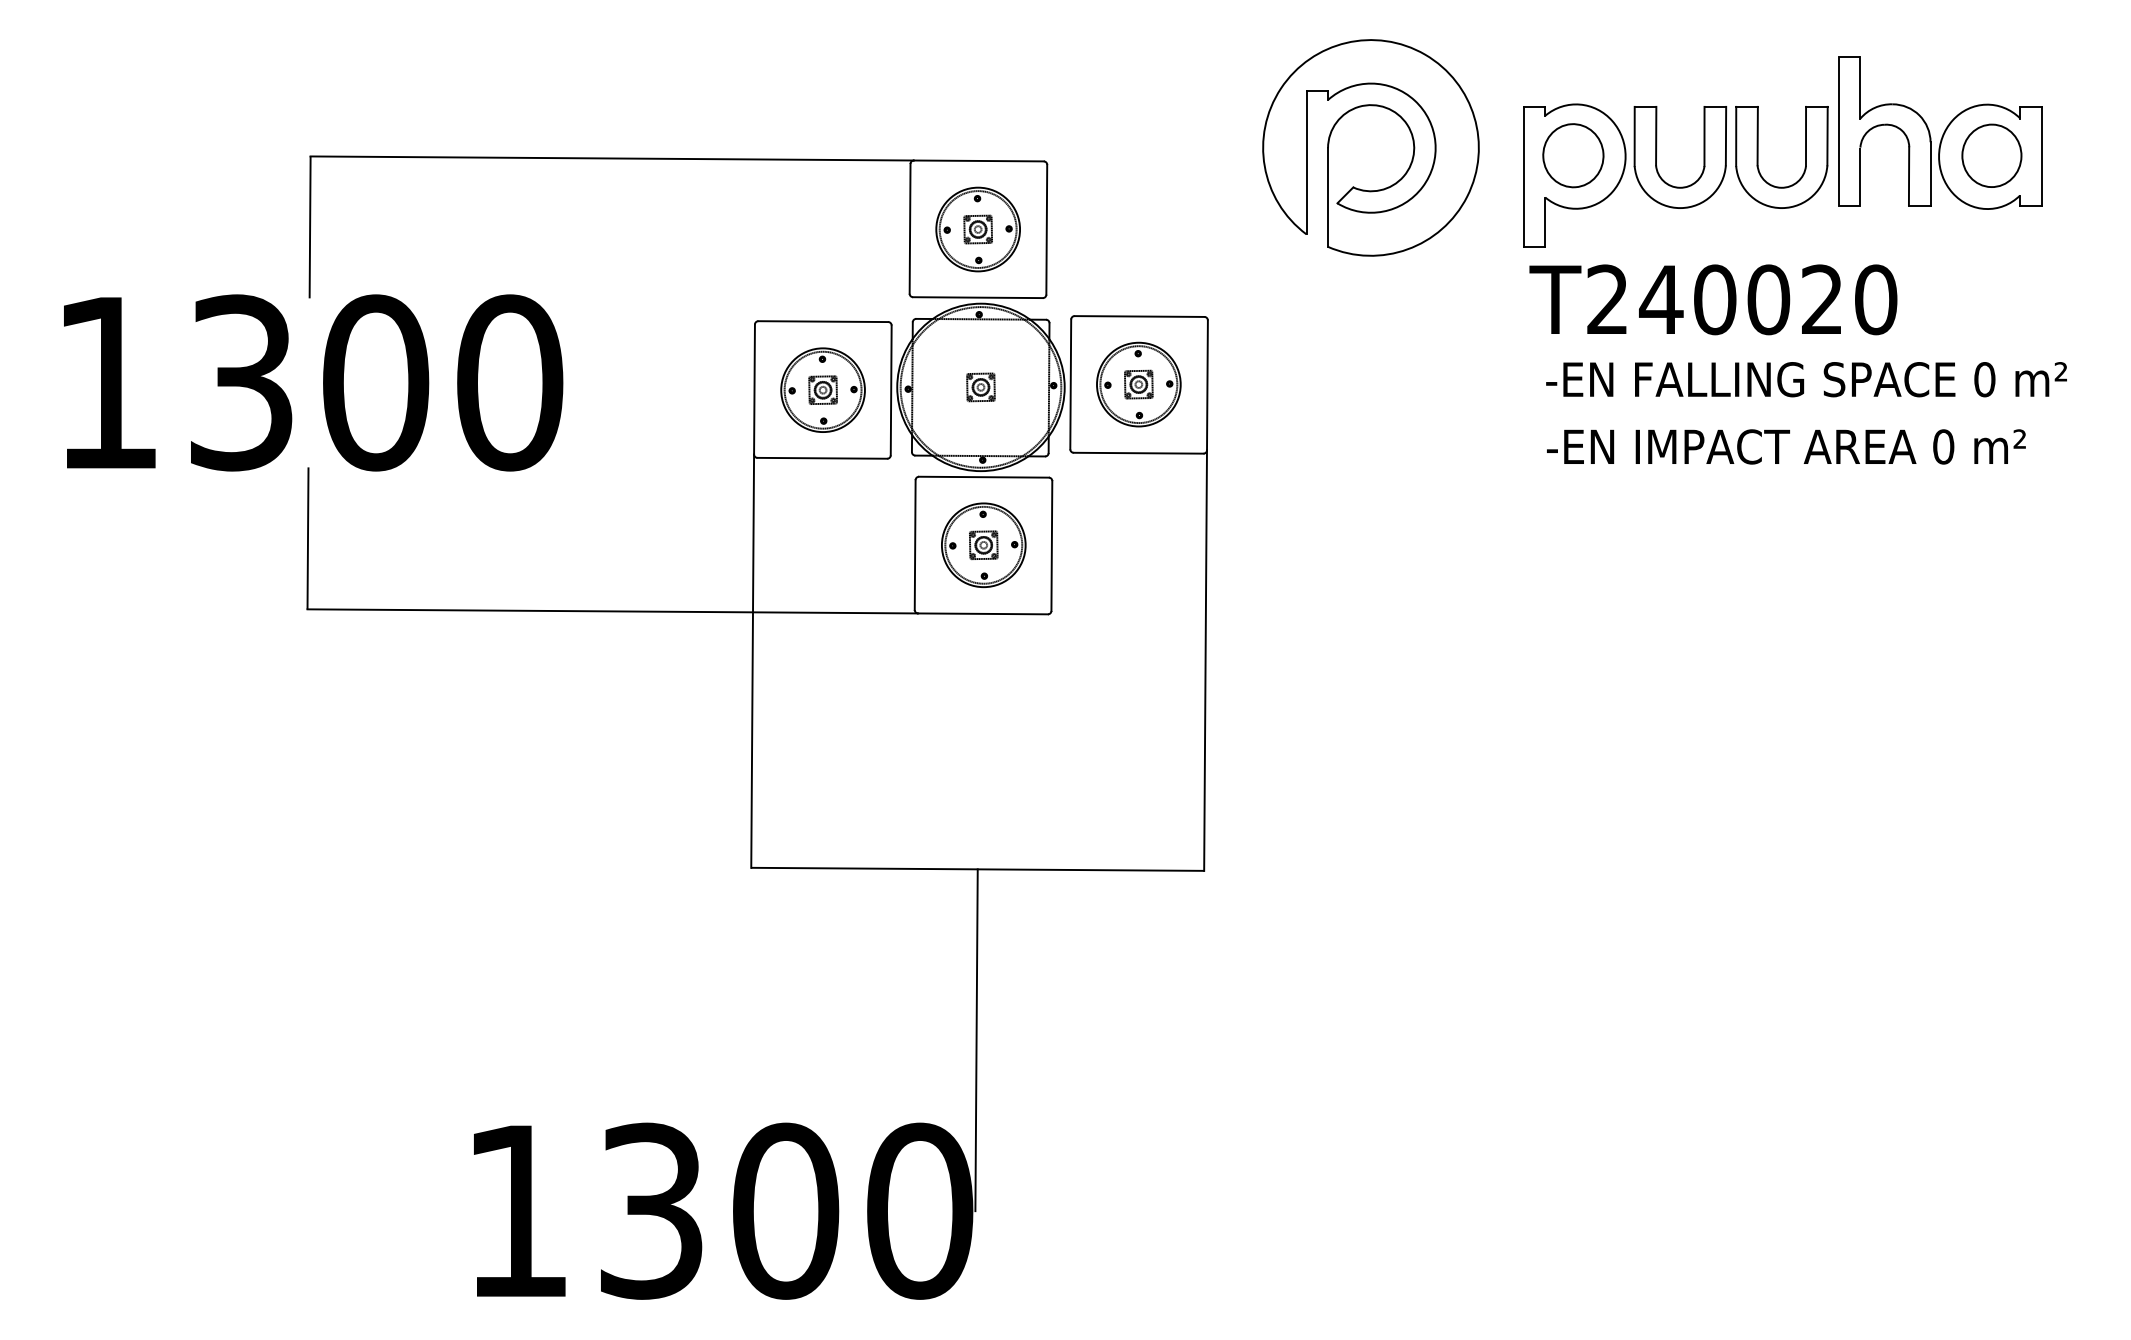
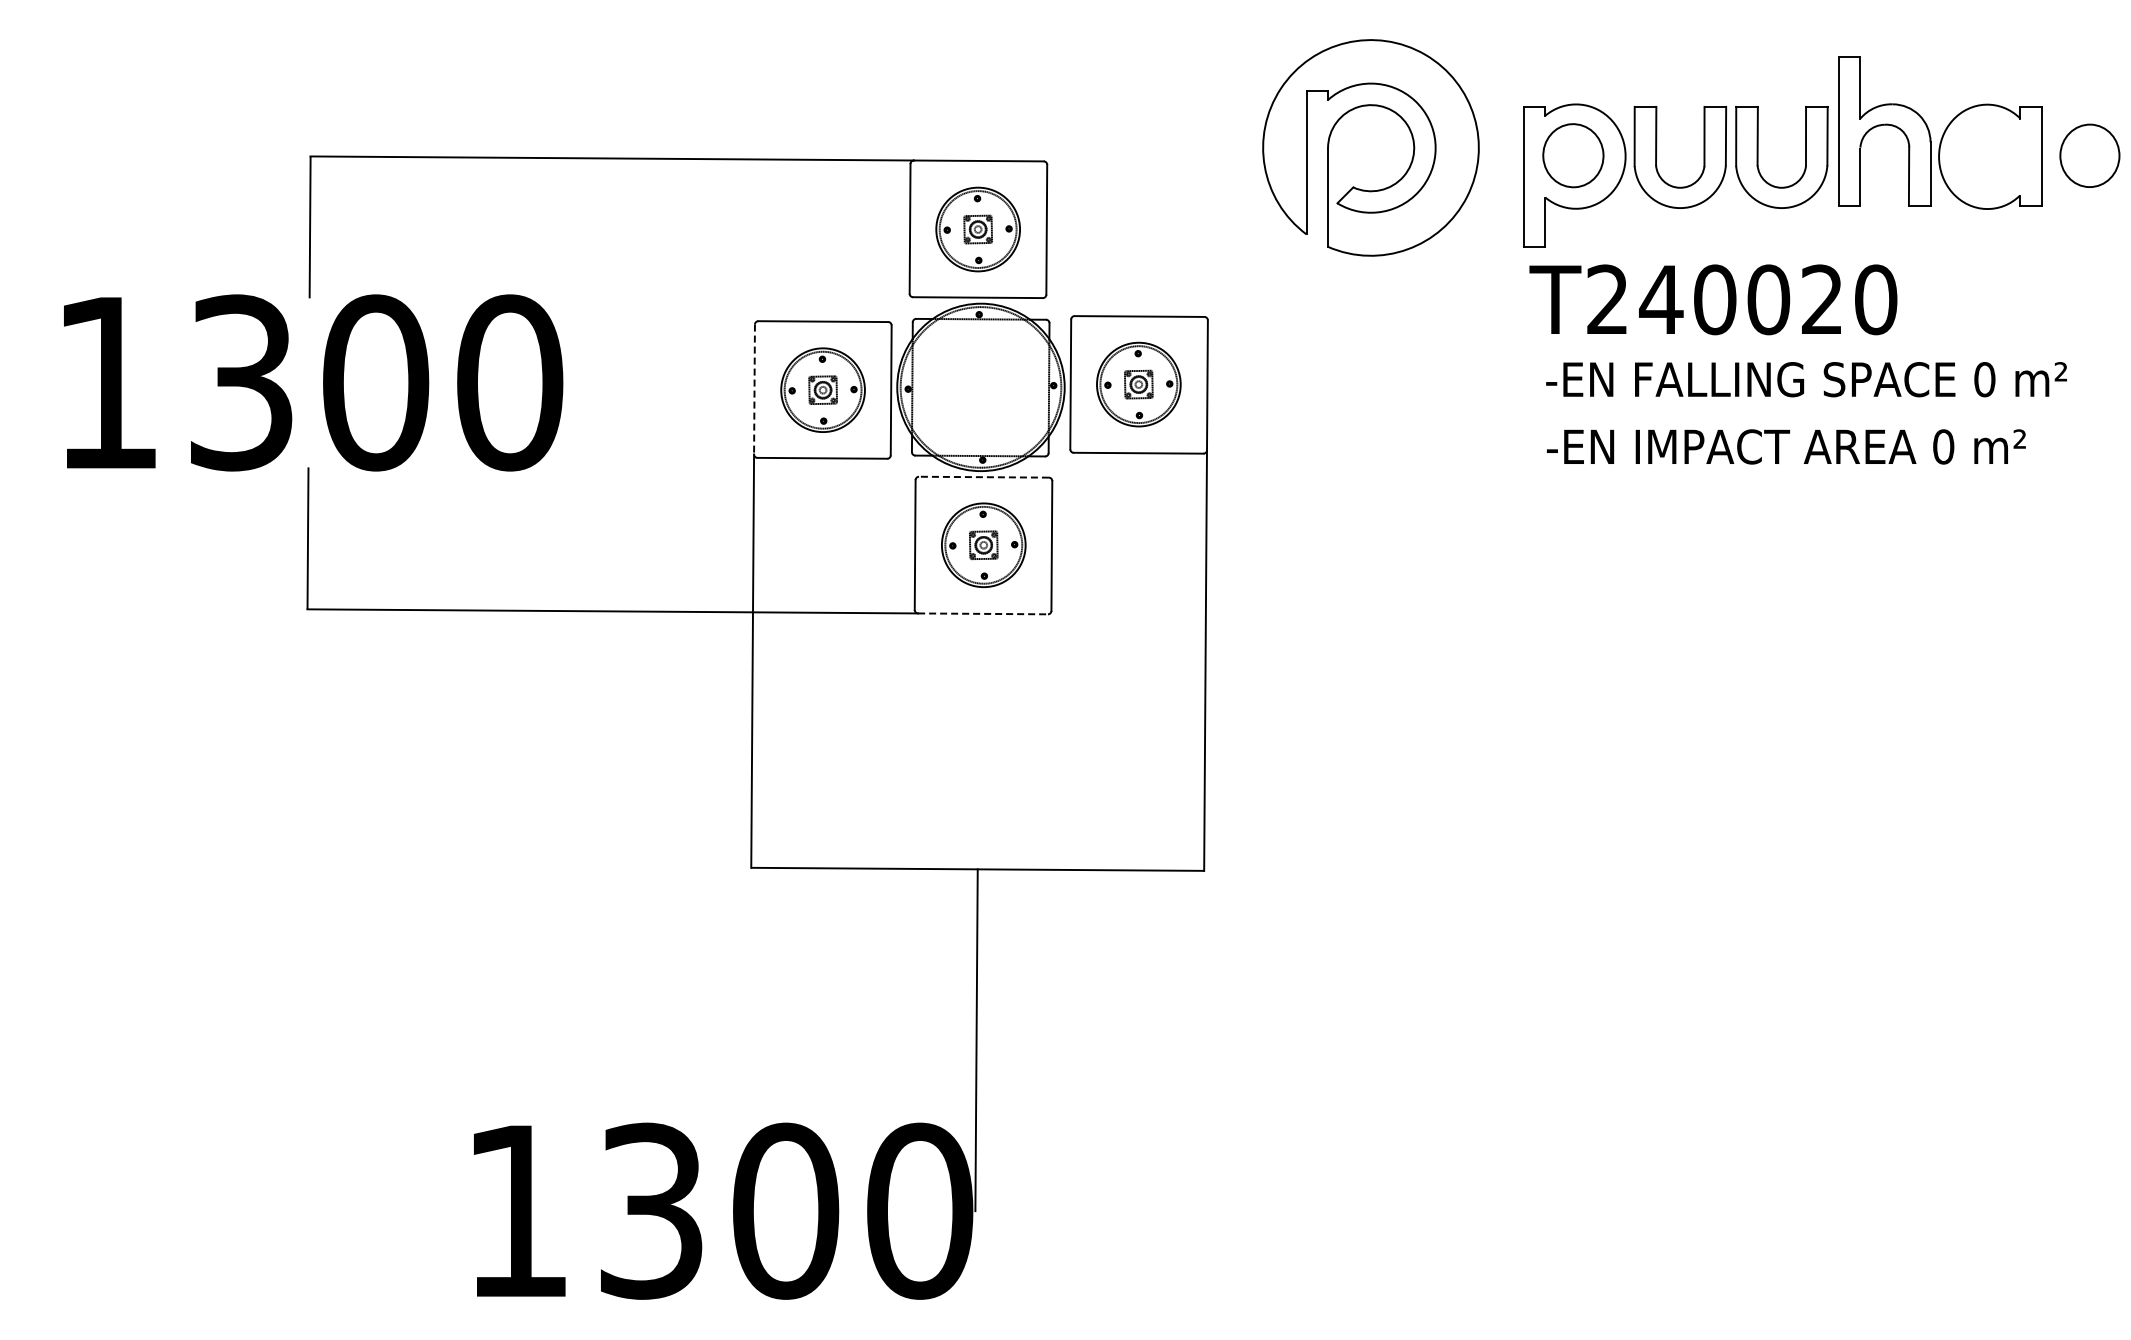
part position: (1991, 155) -> (2089, 155) (2089, 155)
part: present -> none (980, 387)
line: solid -> dashed (754, 389)
line: solid -> dashed (983, 477)
line: solid -> dashed (983, 613)
